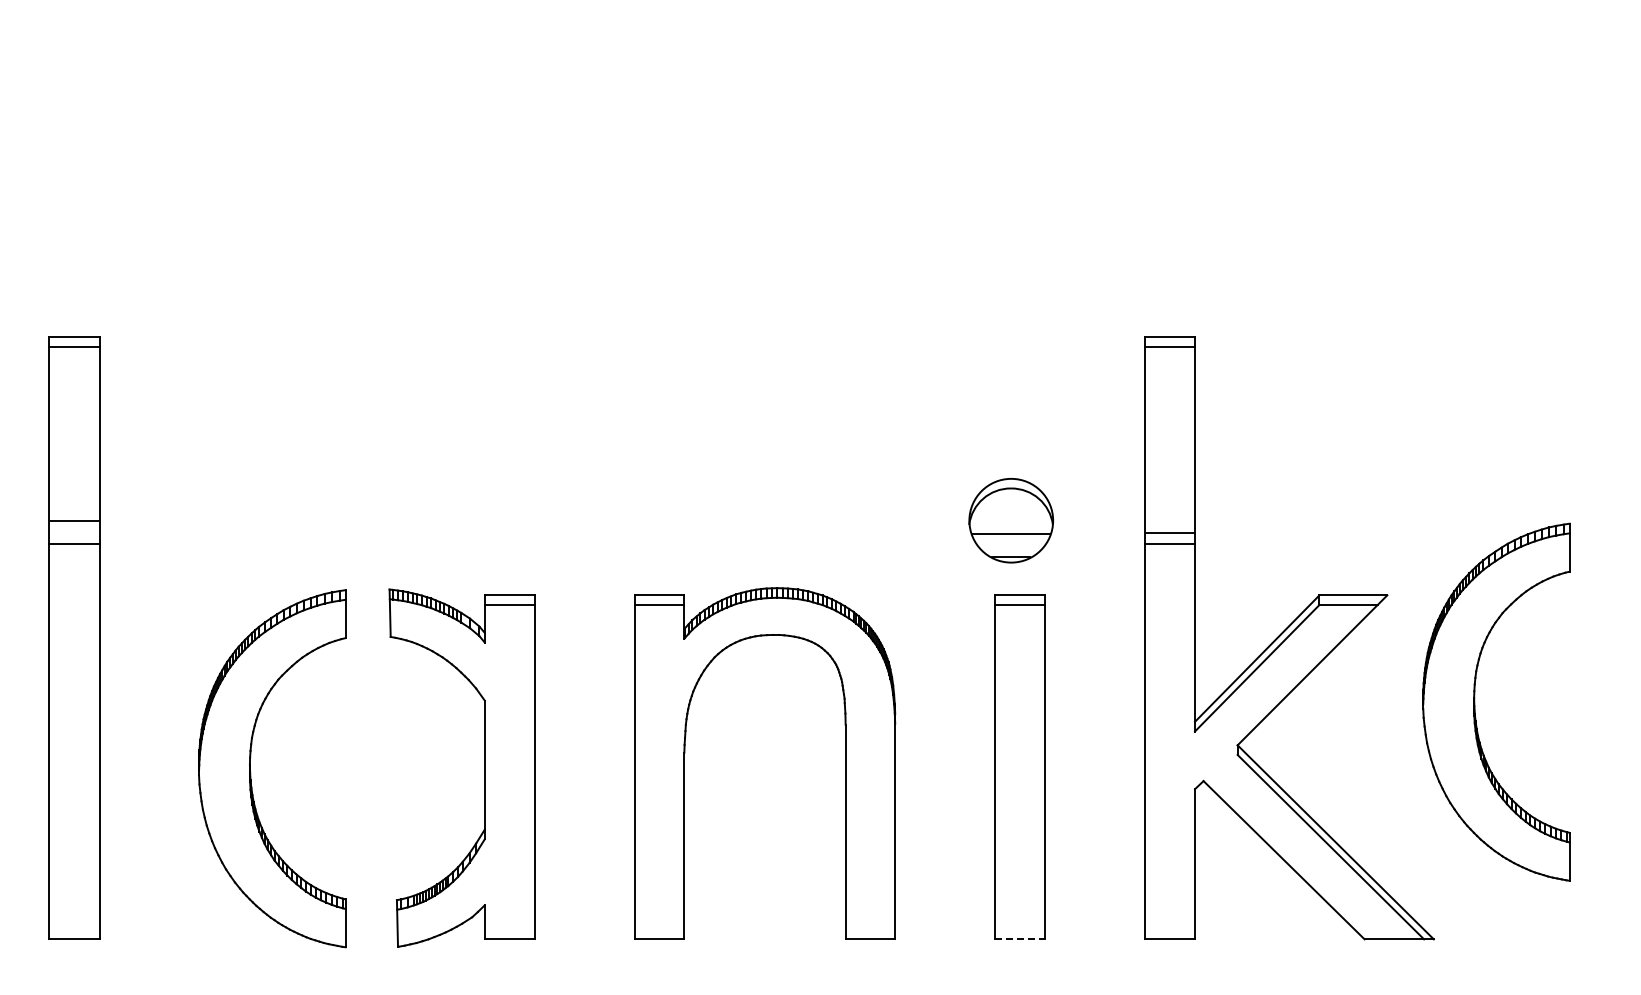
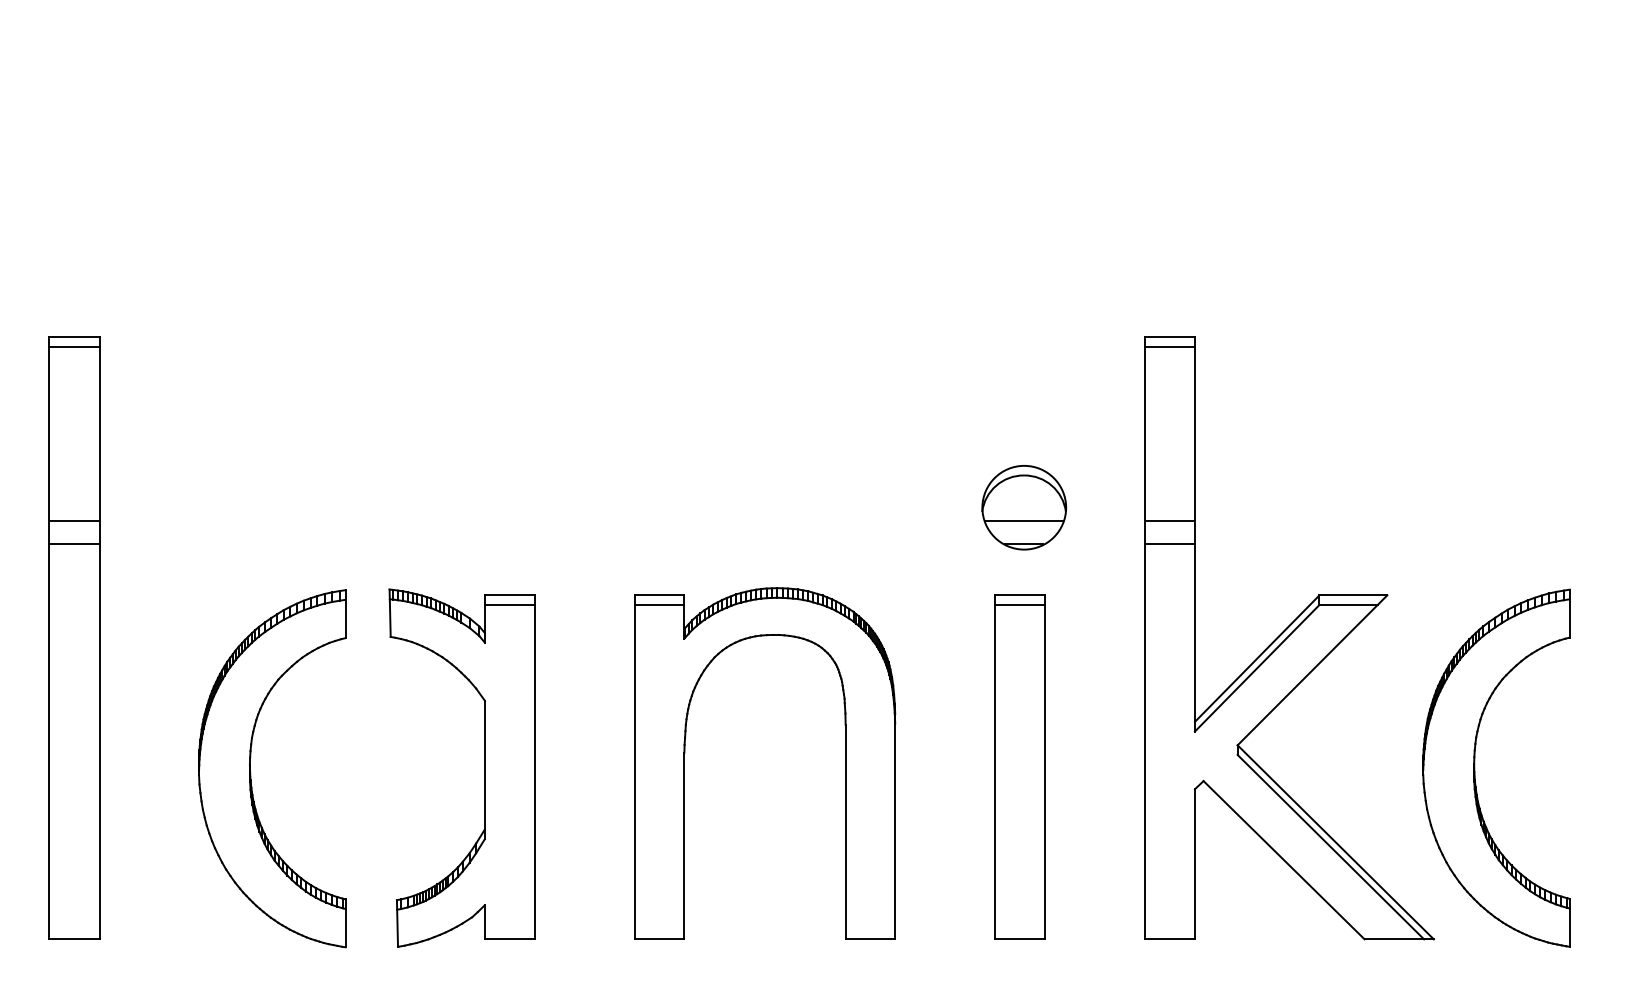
part position: (1010, 520) -> (1023, 507) (1023, 507)
line position: (1170, 533) -> (1170, 521) (1170, 521)
part position: (1475, 701) -> (1475, 767) (1475, 767)
line: dashed -> solid (1020, 939)
